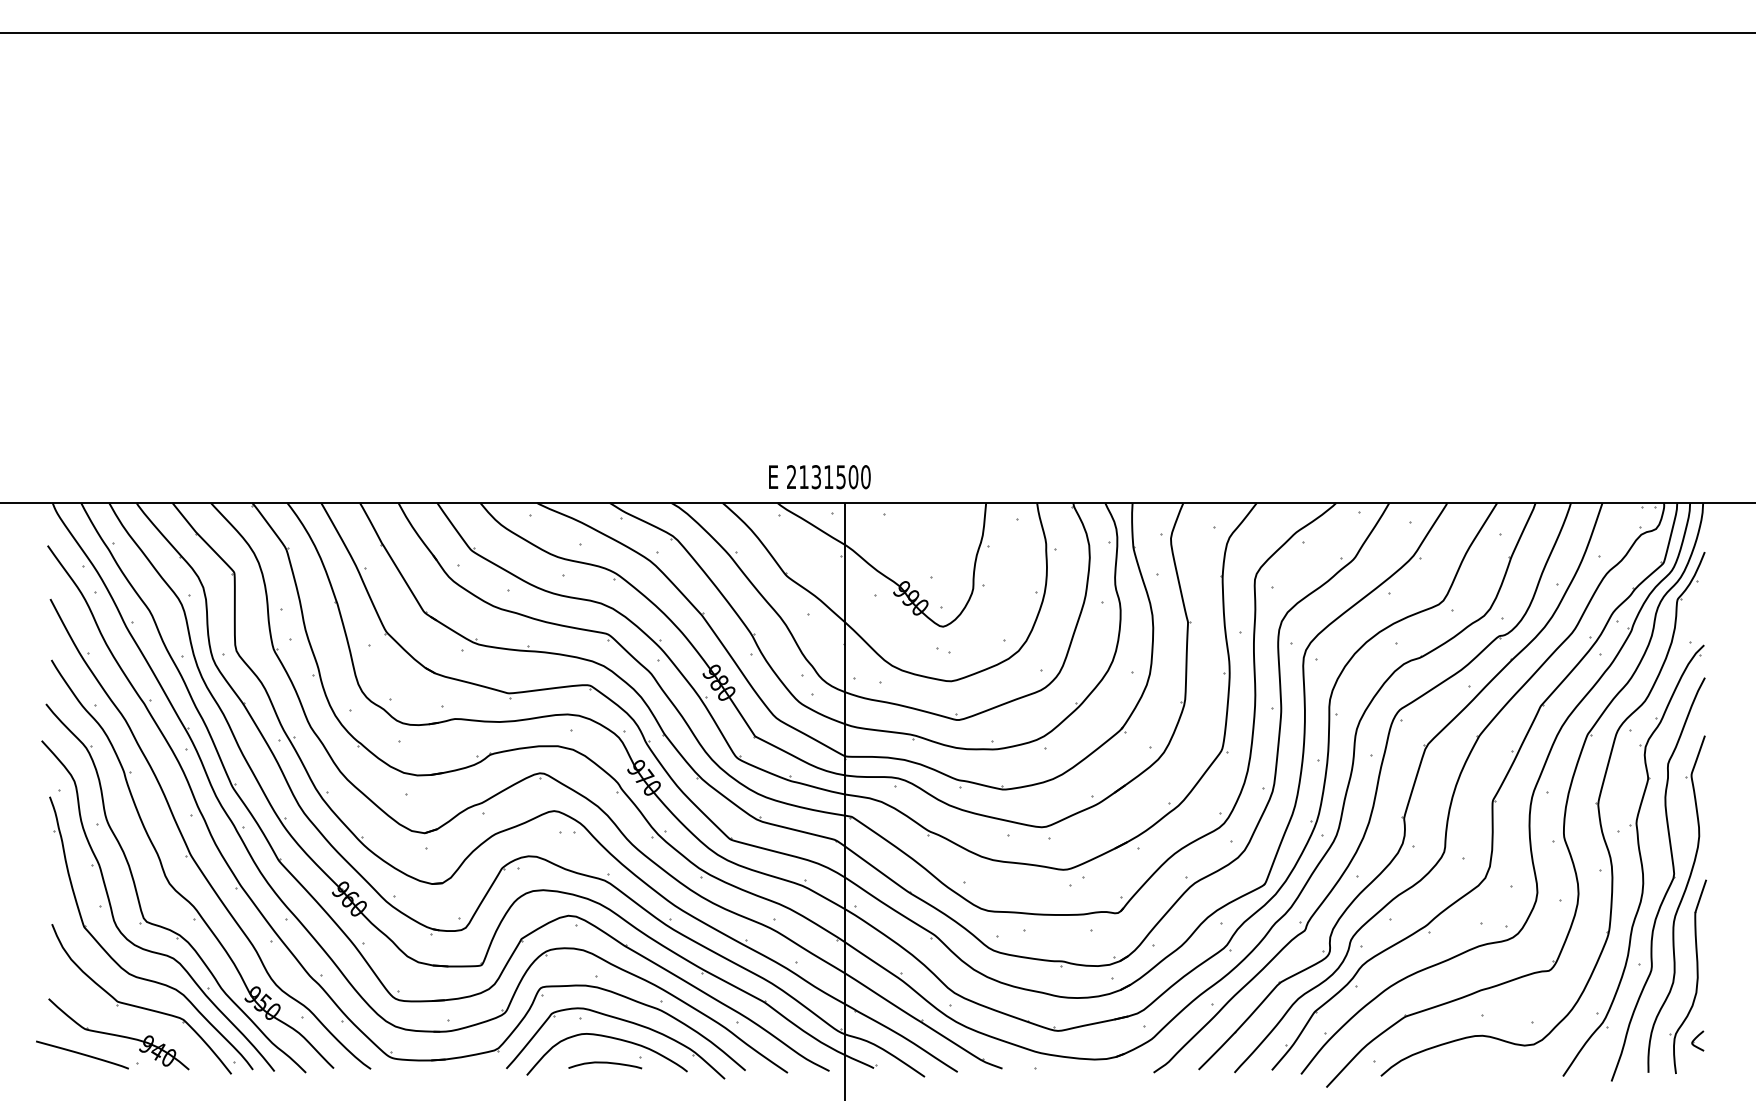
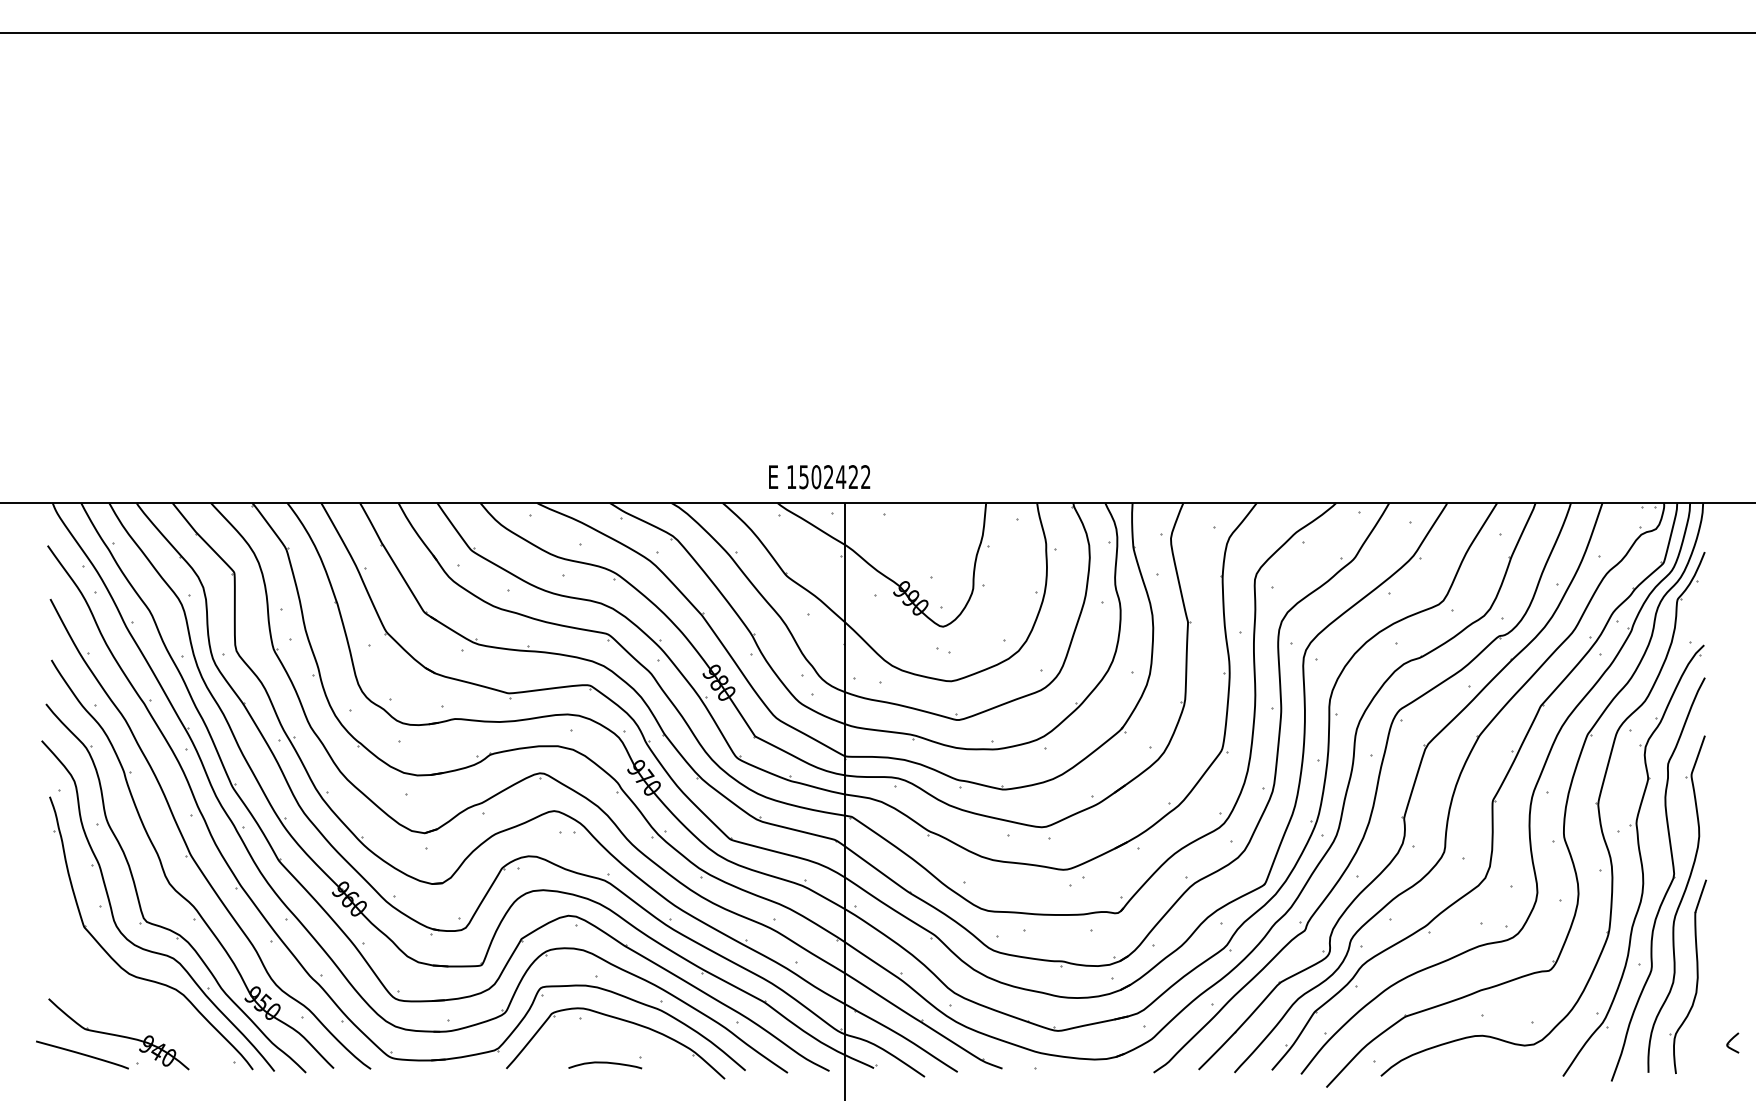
text: 2131500 -> 1502422 (828, 477)
part: present -> none (141, 1006)
curve: present -> none (610, 1038)
part position: (1697, 1040) -> (1732, 1042) (1732, 1042)
